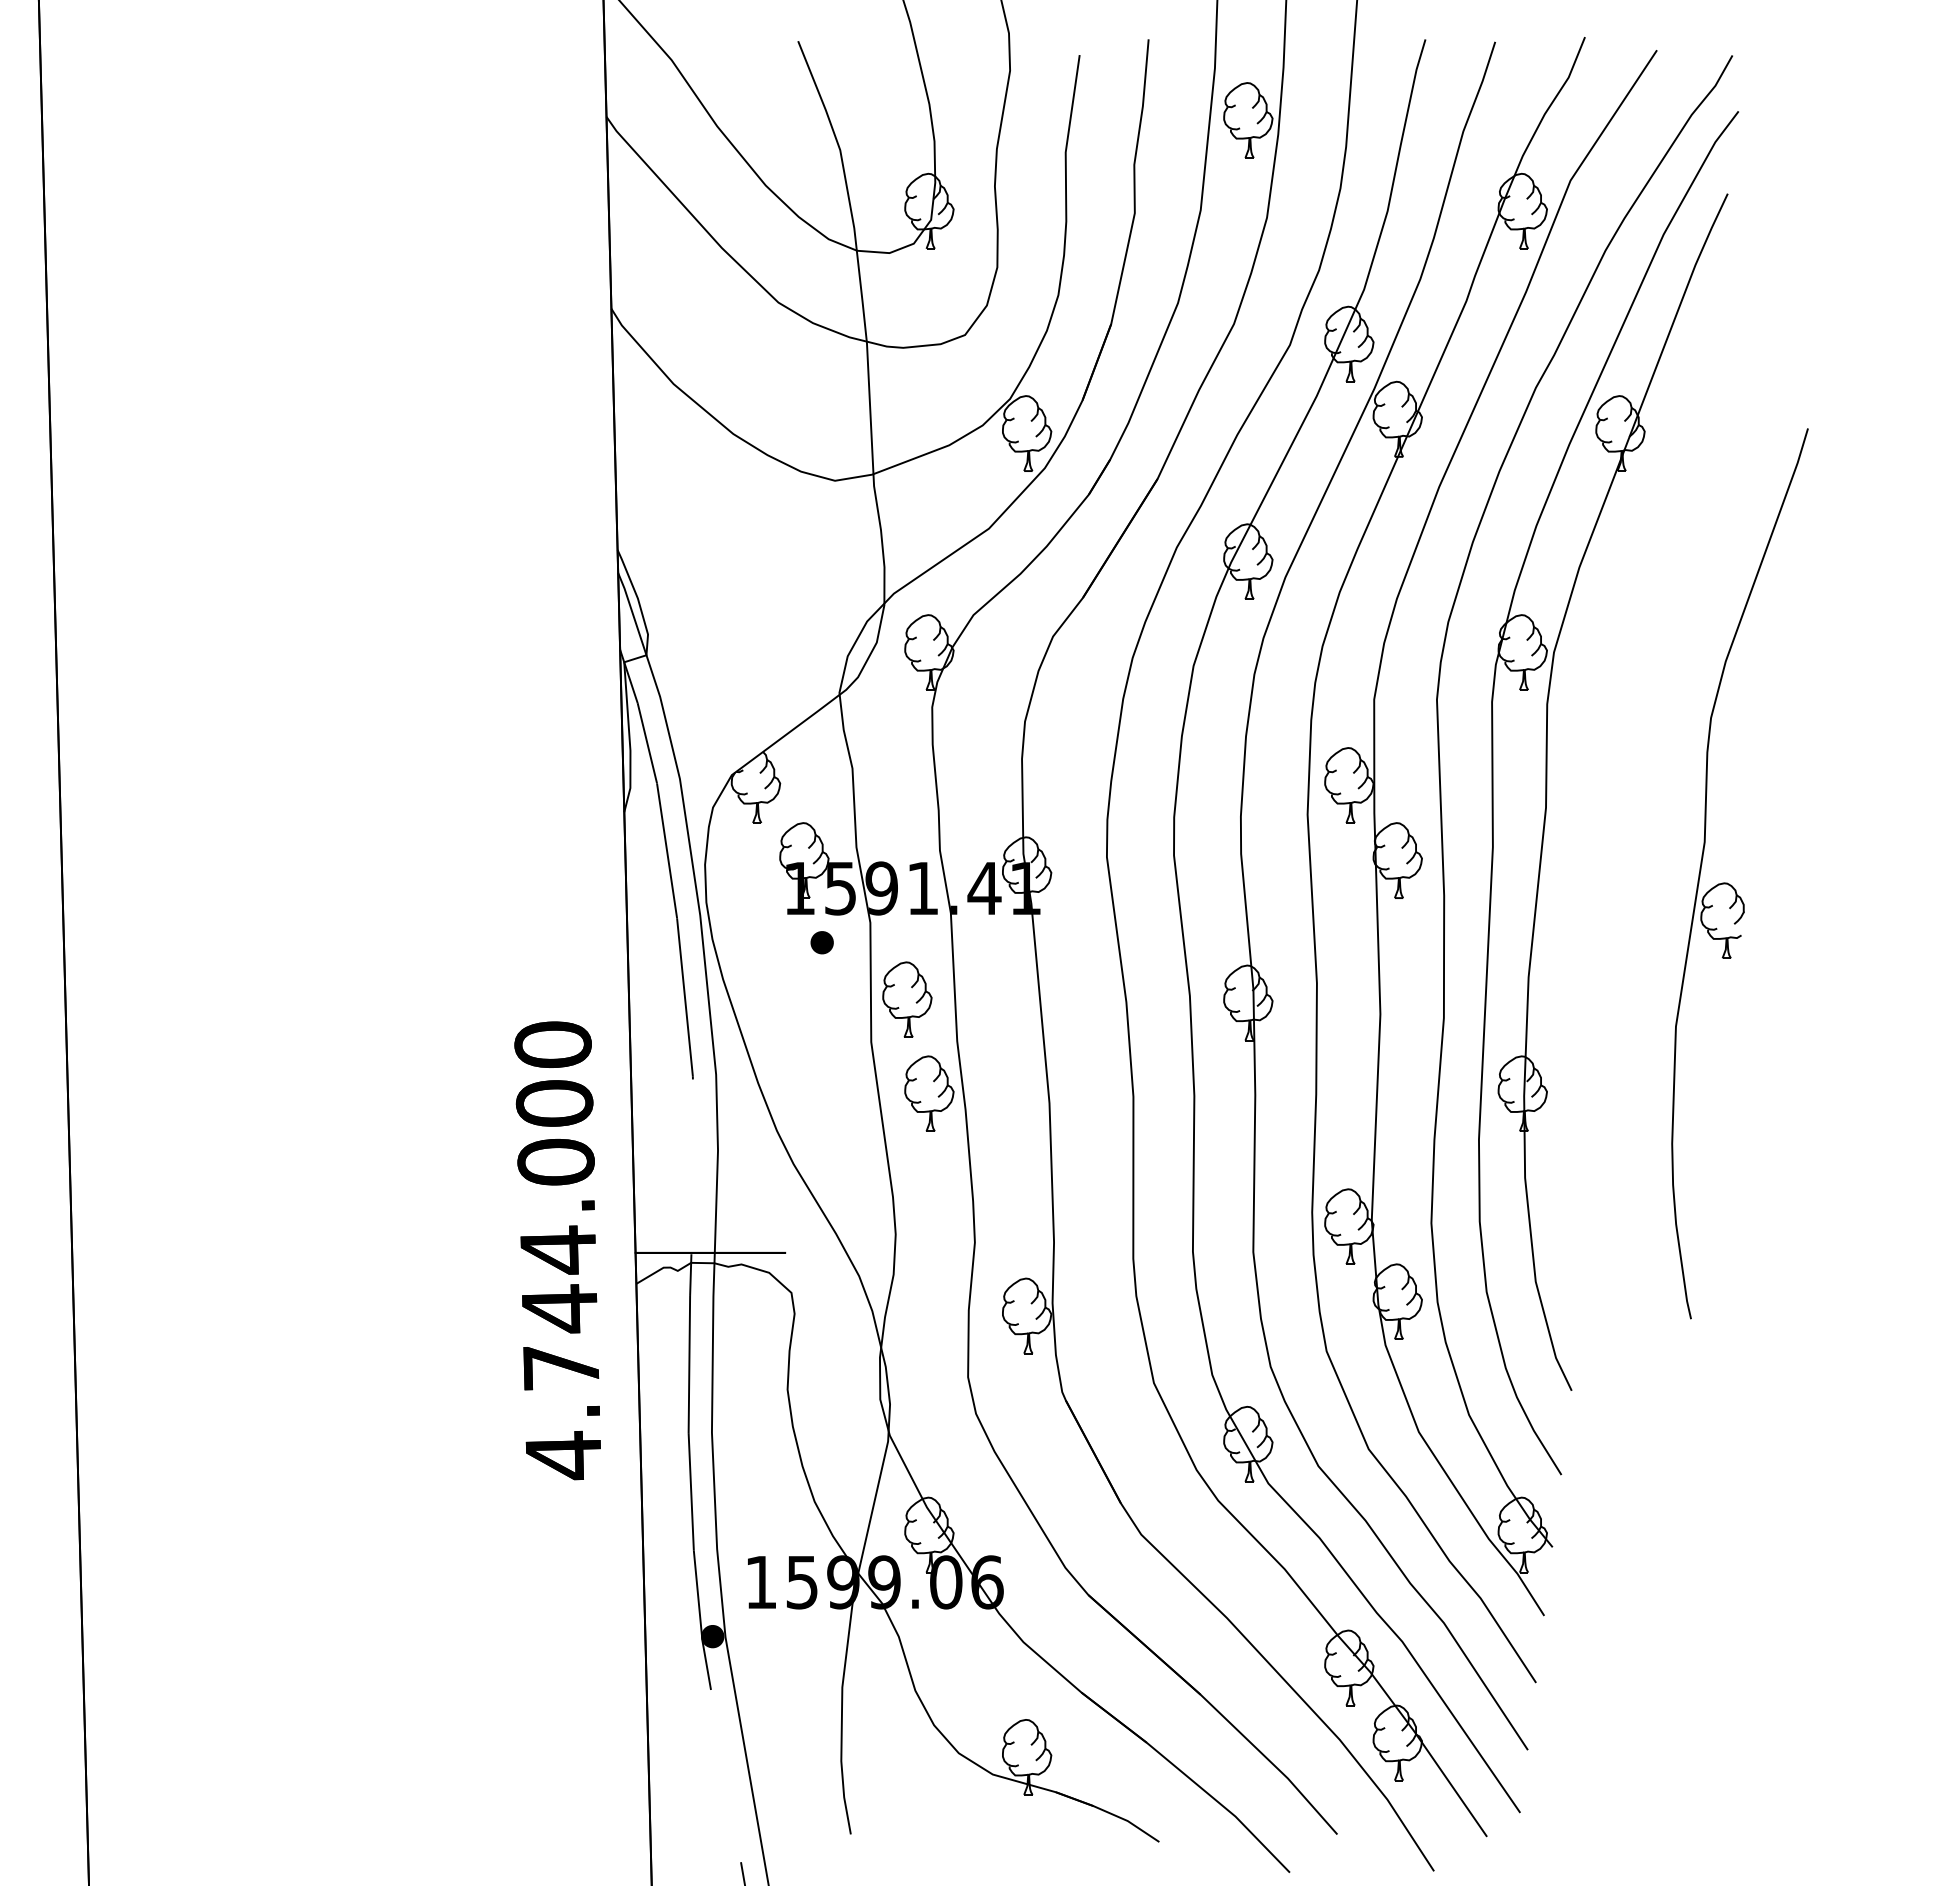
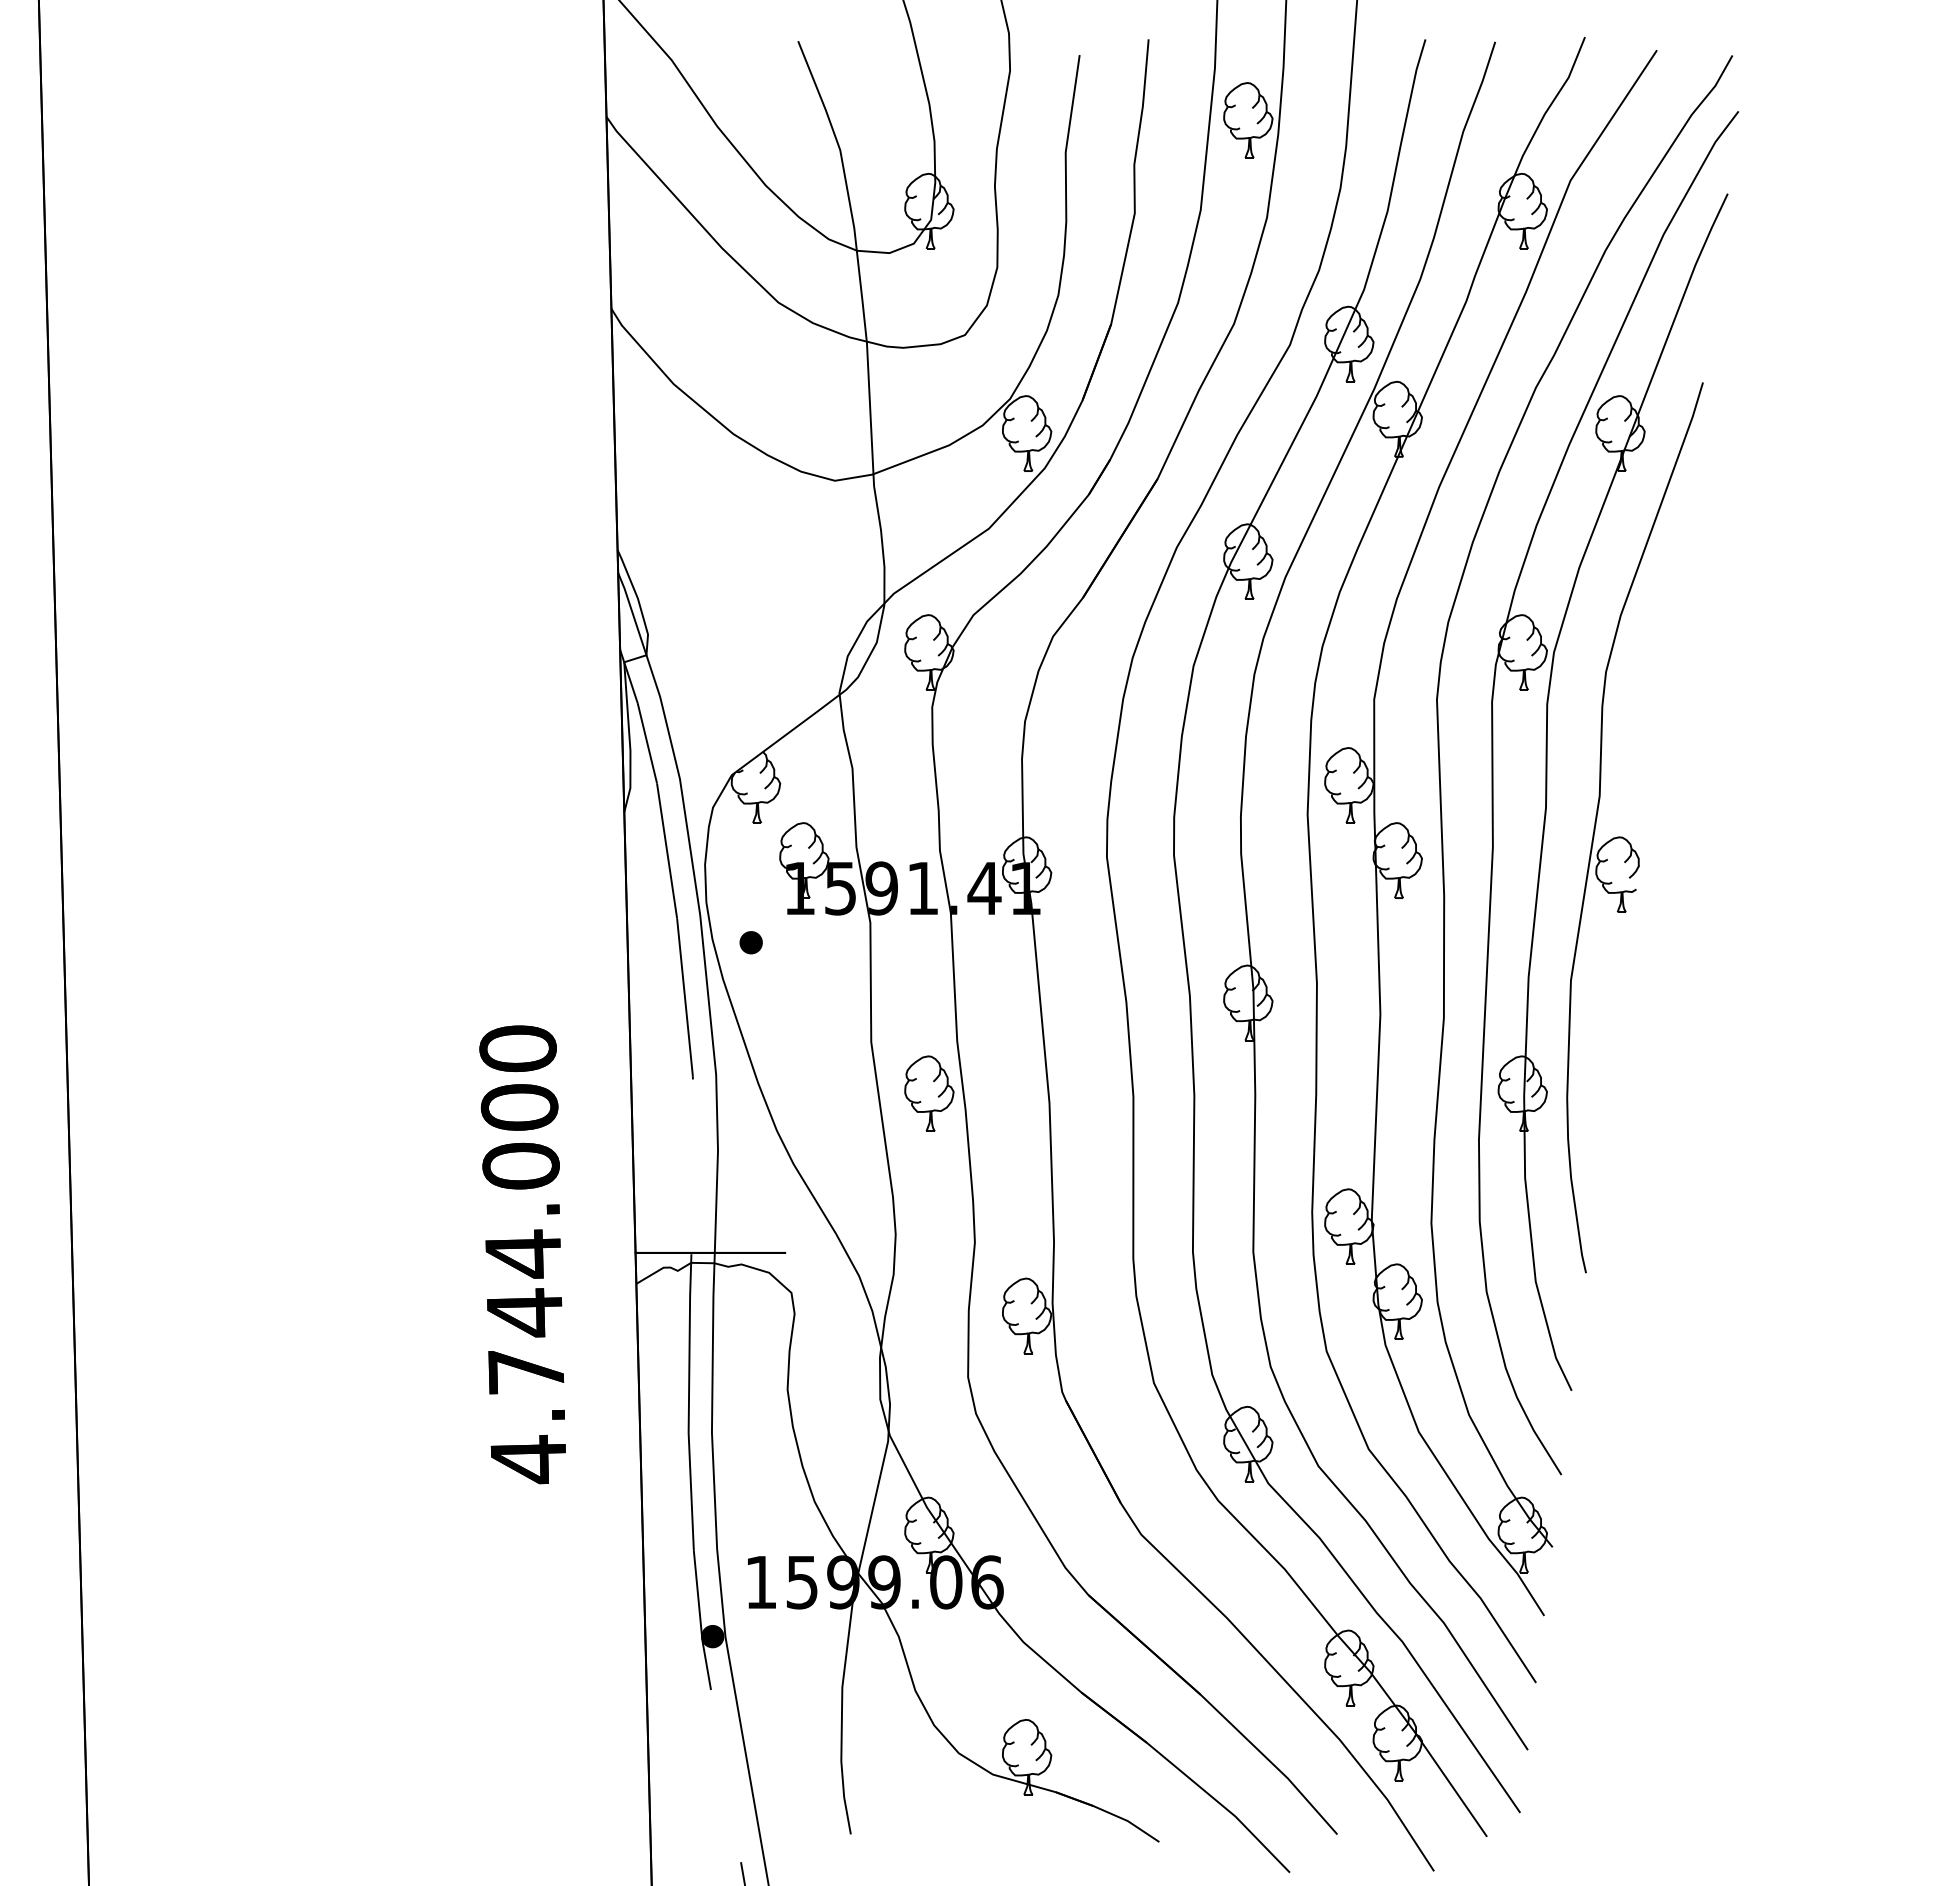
part position: (1732, 885) -> (1627, 839) (1627, 839)
part position: (821, 942) -> (750, 942) (750, 942)
part: present -> none (907, 999)
text position: (557, 1250) -> (522, 1254) (522, 1254)
